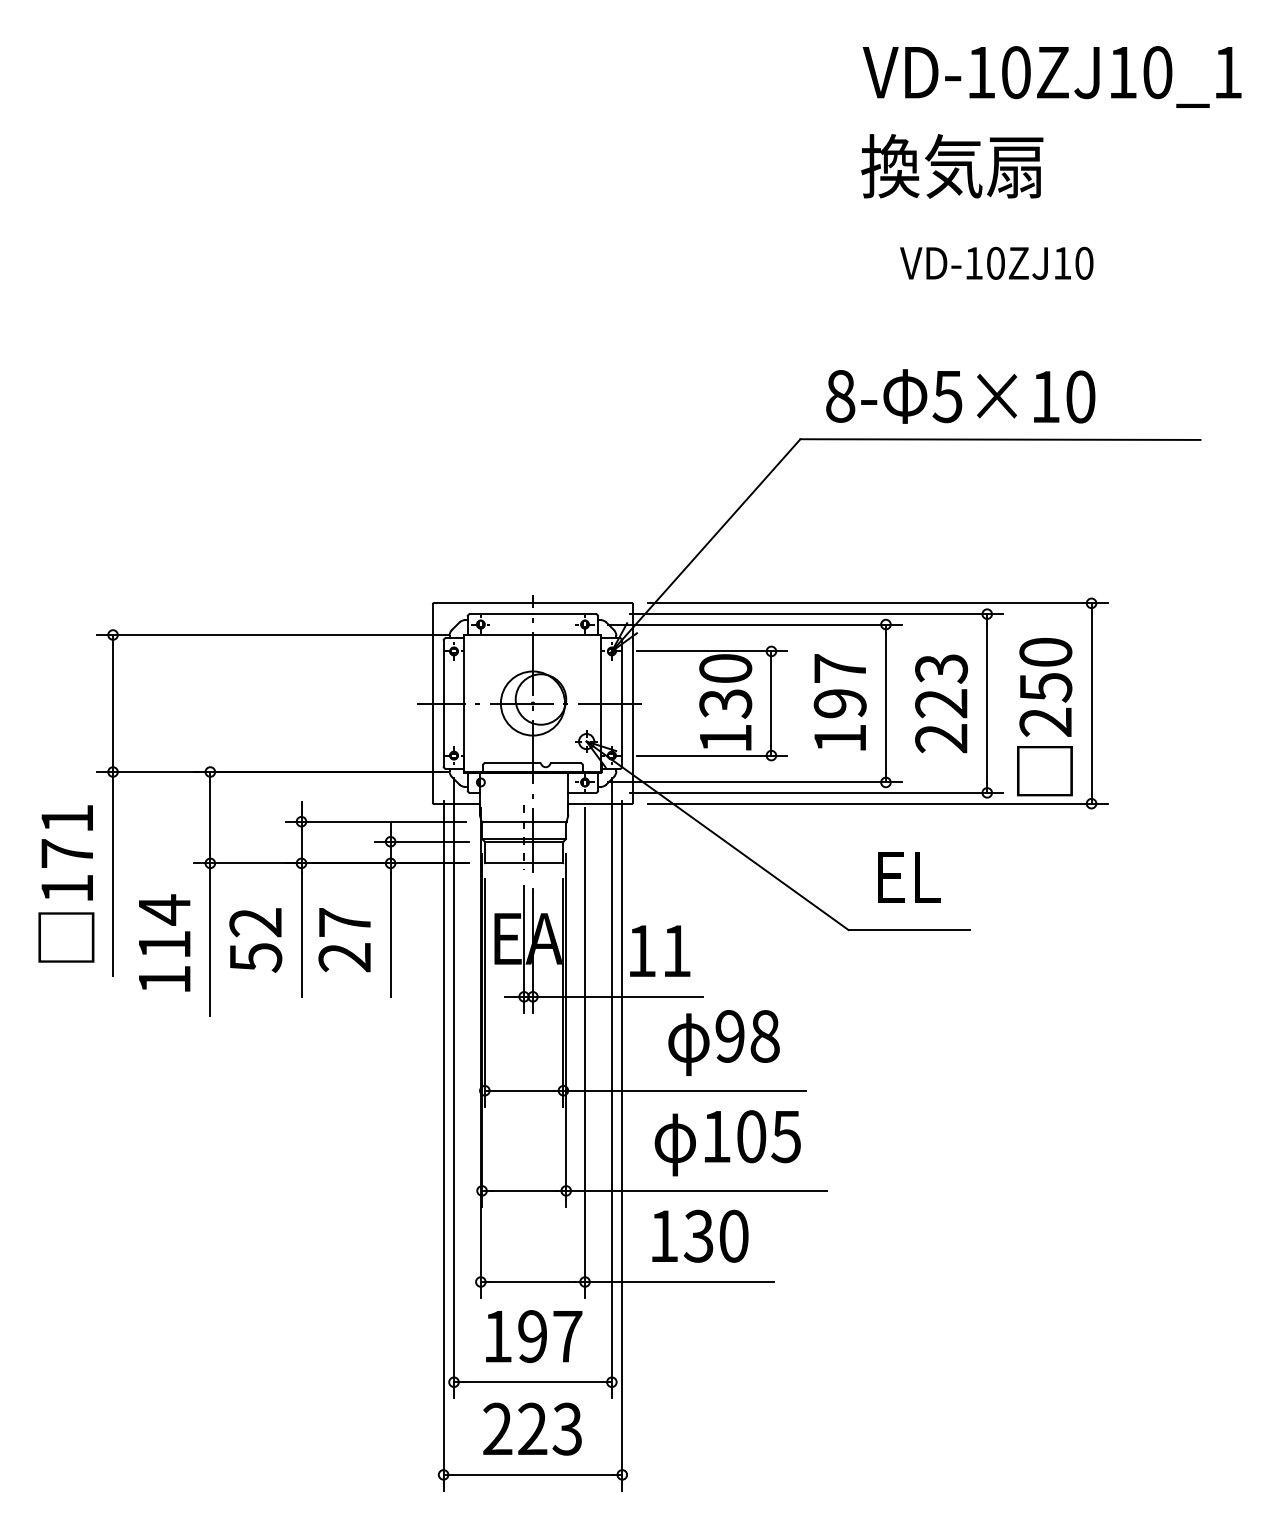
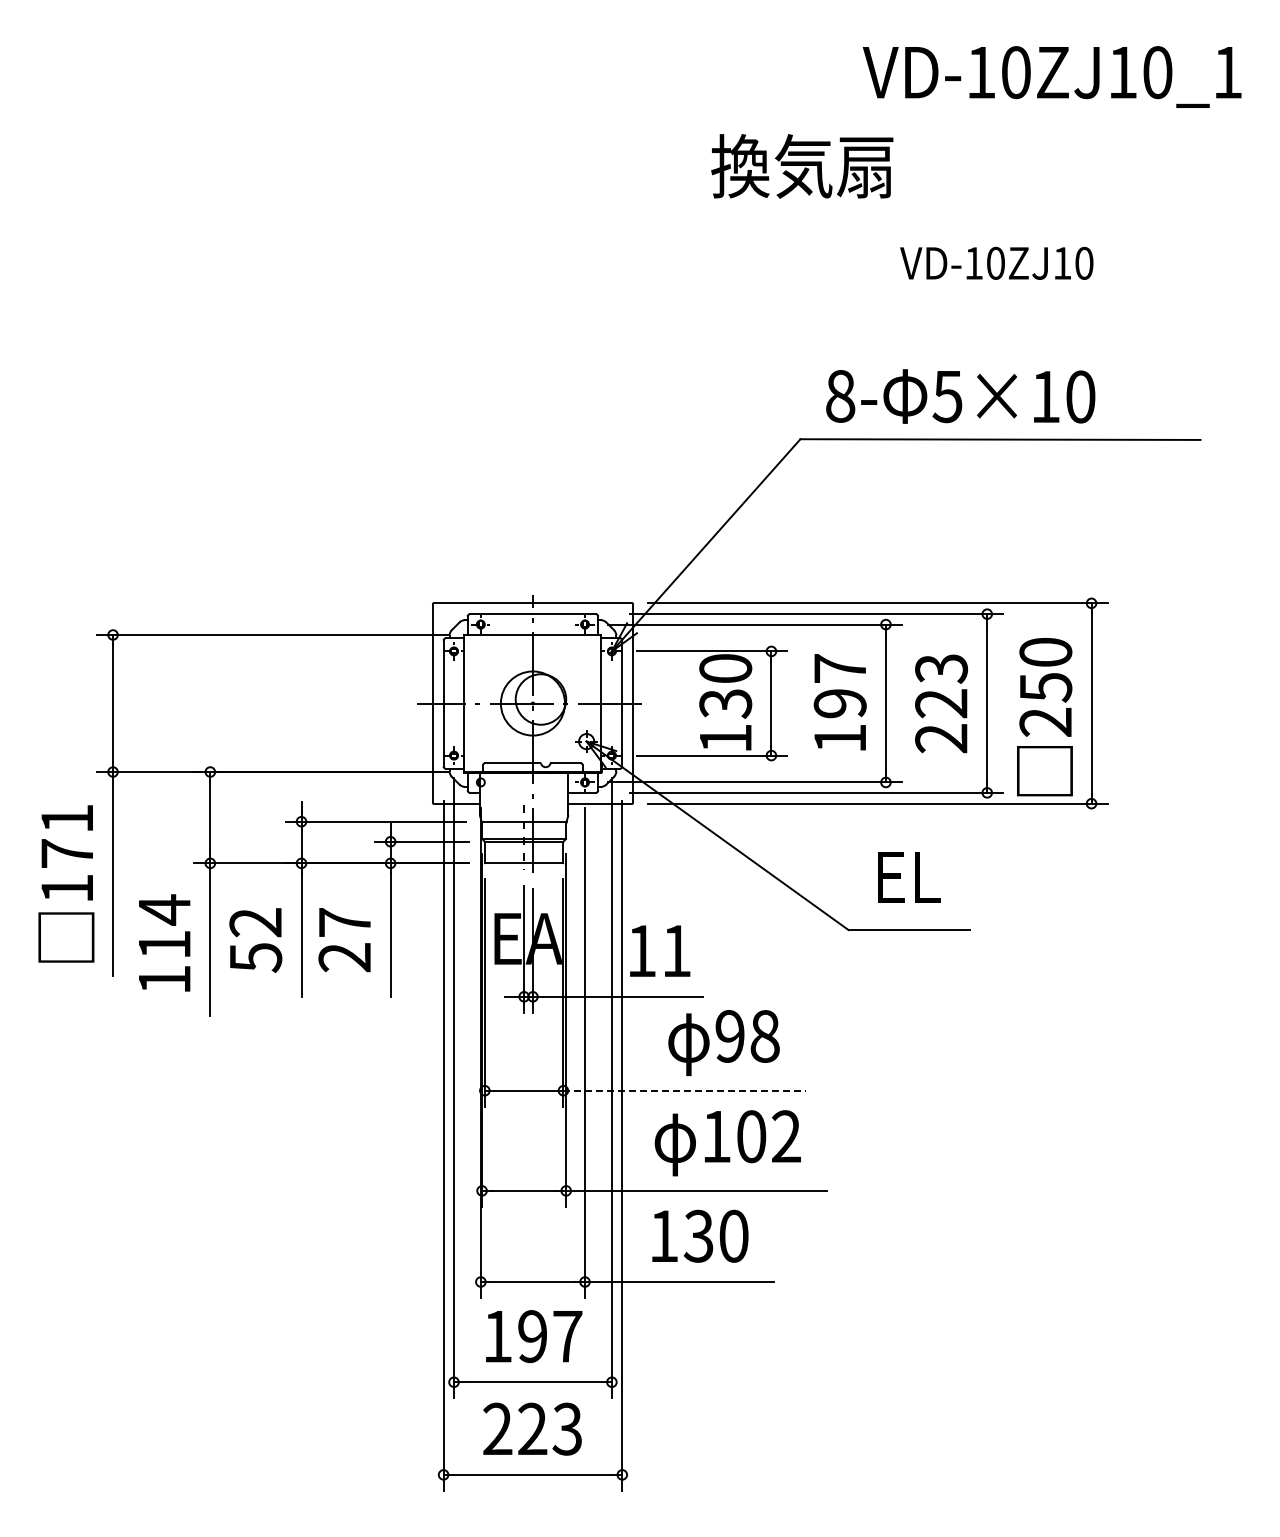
text position: (952, 166) -> (802, 166) (802, 166)
line: solid -> dashed (684, 1090)
text: 105 -> 102 (785, 1136)
